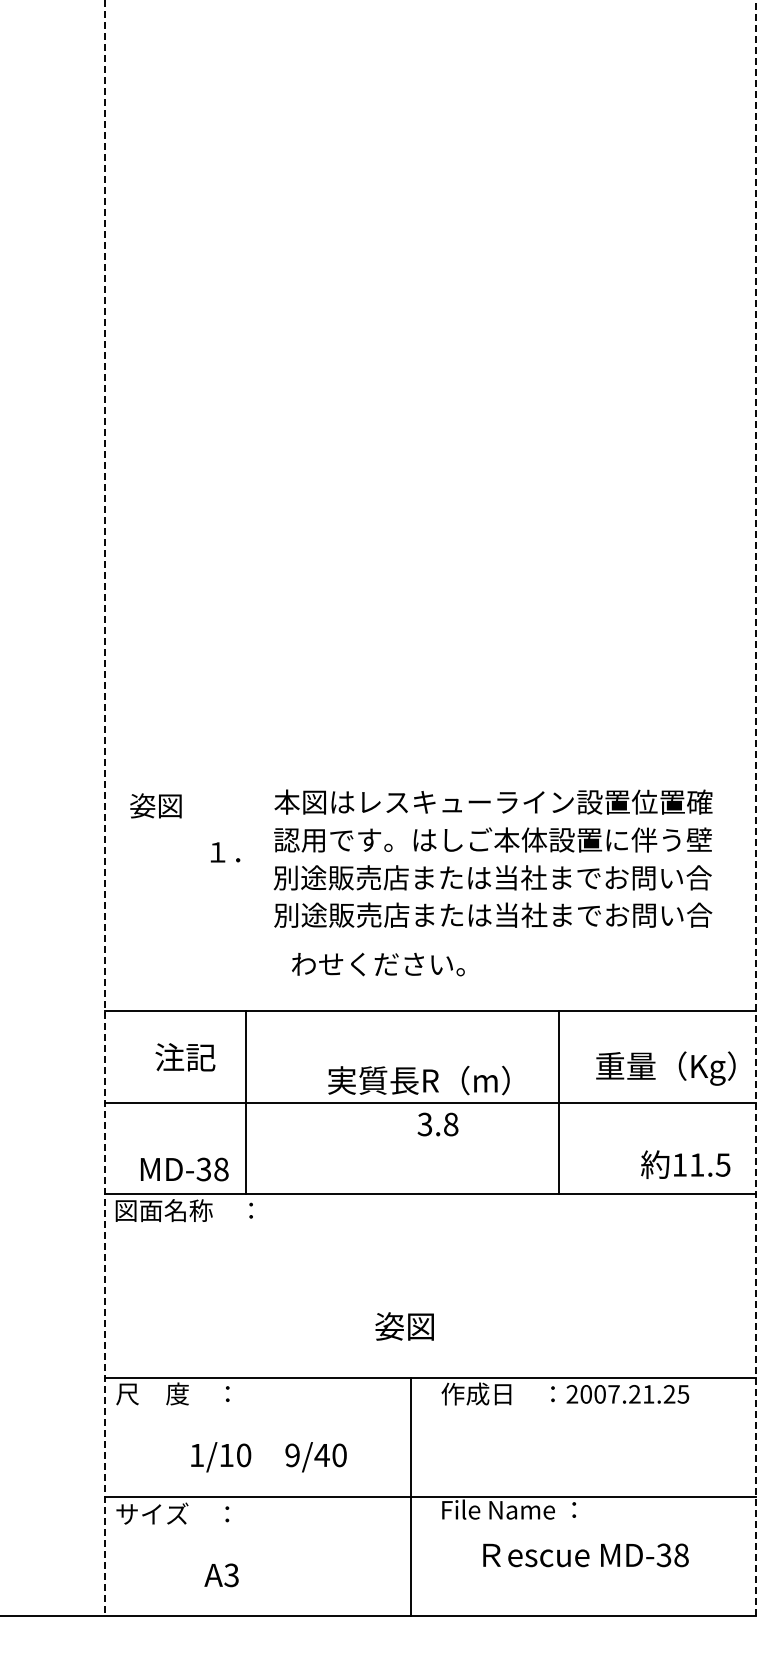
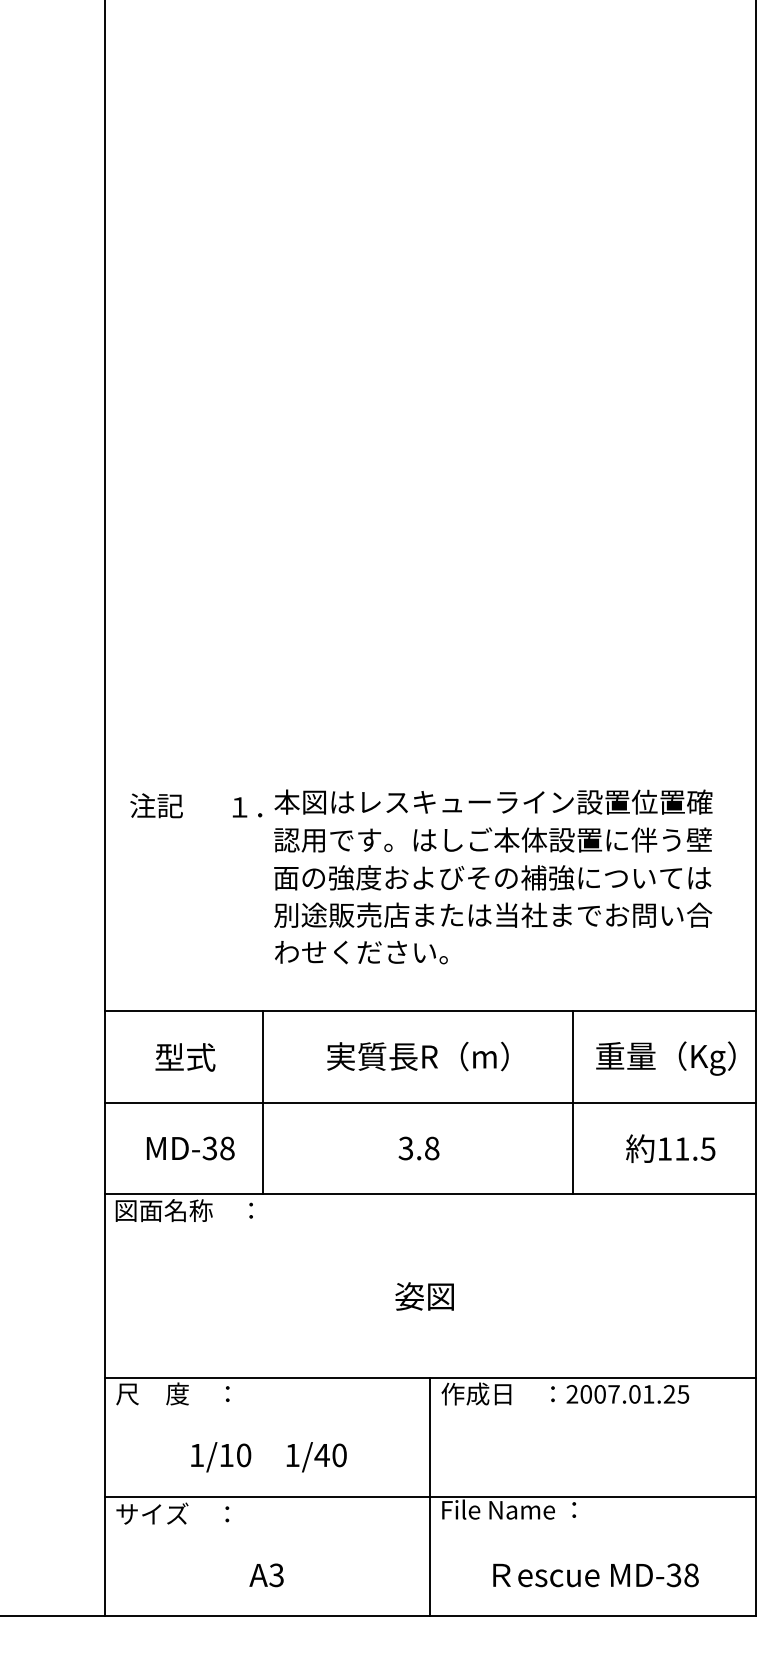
text: 姿図 -> 注記 (156, 805)
line: dashed -> solid (104, 808)
line: dashed -> solid (755, 808)
text position: (225, 852) -> (247, 807) (247, 807)
text: 別途販売店または当社までお問い合 -> 面の強度およびその補強については (492, 877)
text position: (378, 964) -> (361, 952) (361, 952)
text: 注記 -> 型式 (185, 1057)
text position: (665, 1068) -> (665, 1058) (665, 1058)
text position: (418, 1080) -> (417, 1056) (417, 1056)
line position: (246, 1102) -> (263, 1102) (263, 1102)
line position: (558, 1102) -> (572, 1102) (572, 1102)
text position: (437, 1124) -> (418, 1148) (418, 1148)
text position: (685, 1164) -> (670, 1148) (670, 1148)
text position: (184, 1169) -> (190, 1148) (190, 1148)
text position: (404, 1326) -> (424, 1296) (424, 1296)
text: 2007.21.25 -> 2007.01.25 (634, 1394)
text: 9/40 -> 1/40 (292, 1455)
line position: (411, 1496) -> (430, 1496) (430, 1496)
text position: (585, 1555) -> (595, 1575) (595, 1575)
text position: (221, 1575) -> (266, 1575) (266, 1575)
